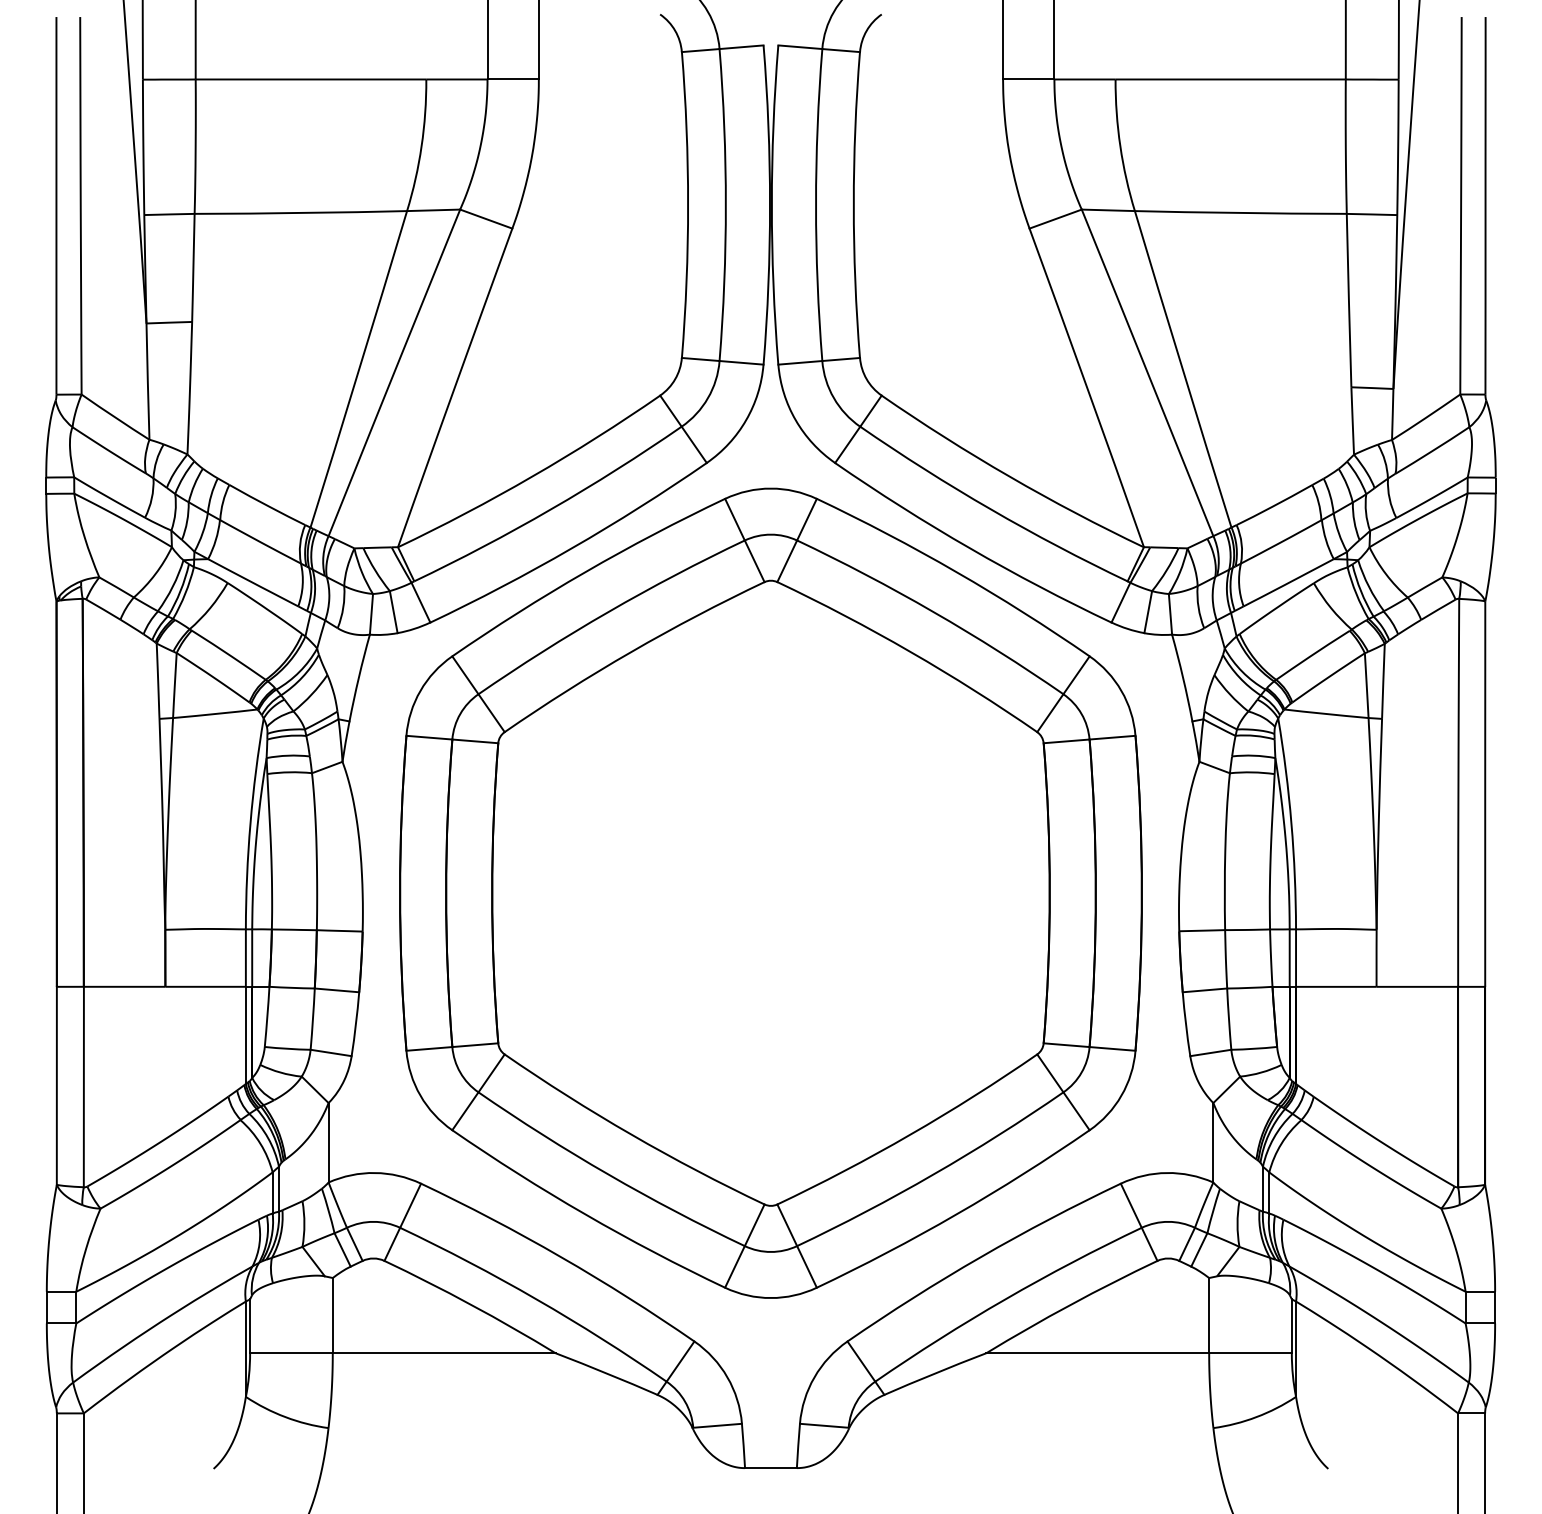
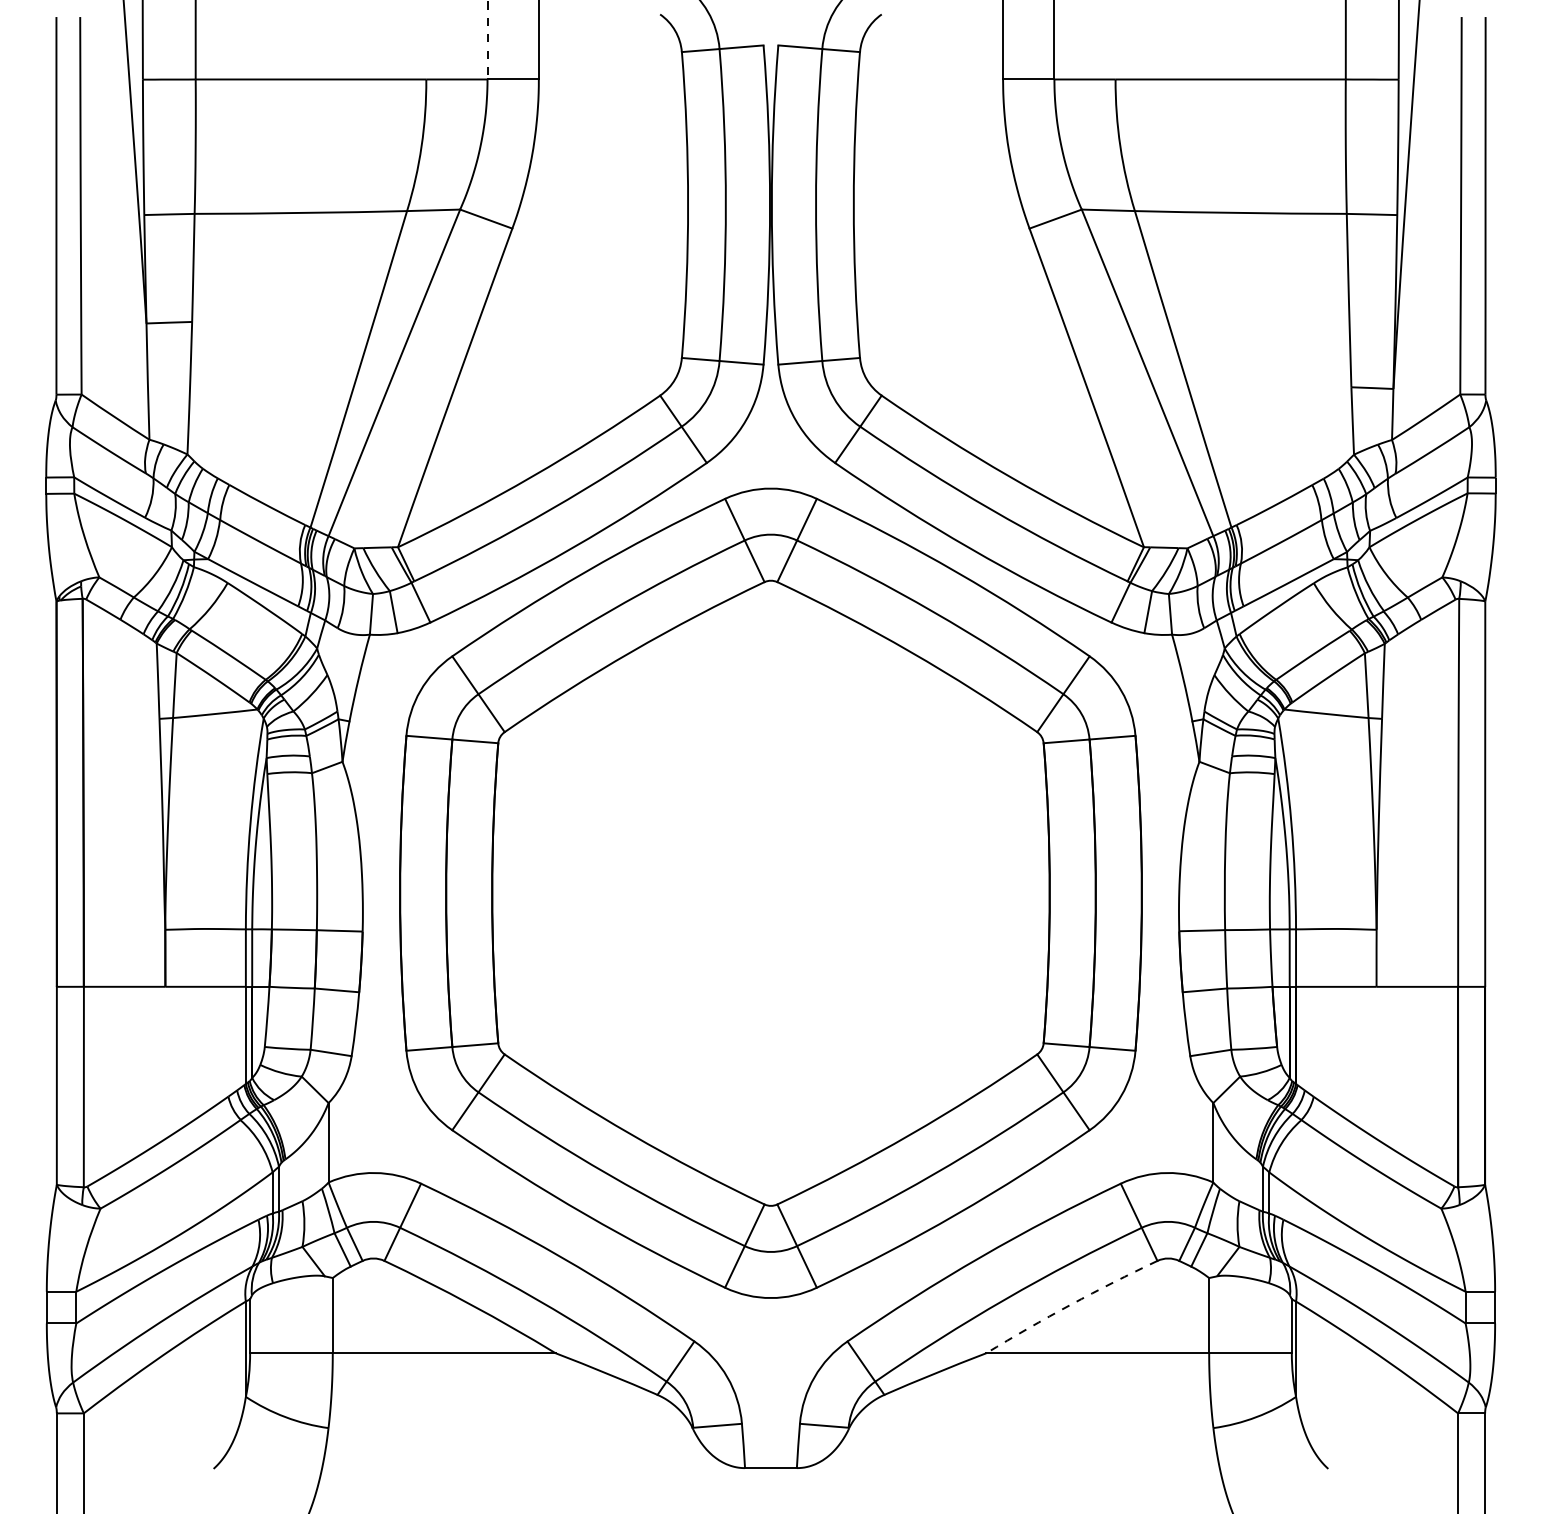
line: solid -> dashed (487, 40)
arc: solid -> dashed (1070, 1304)
